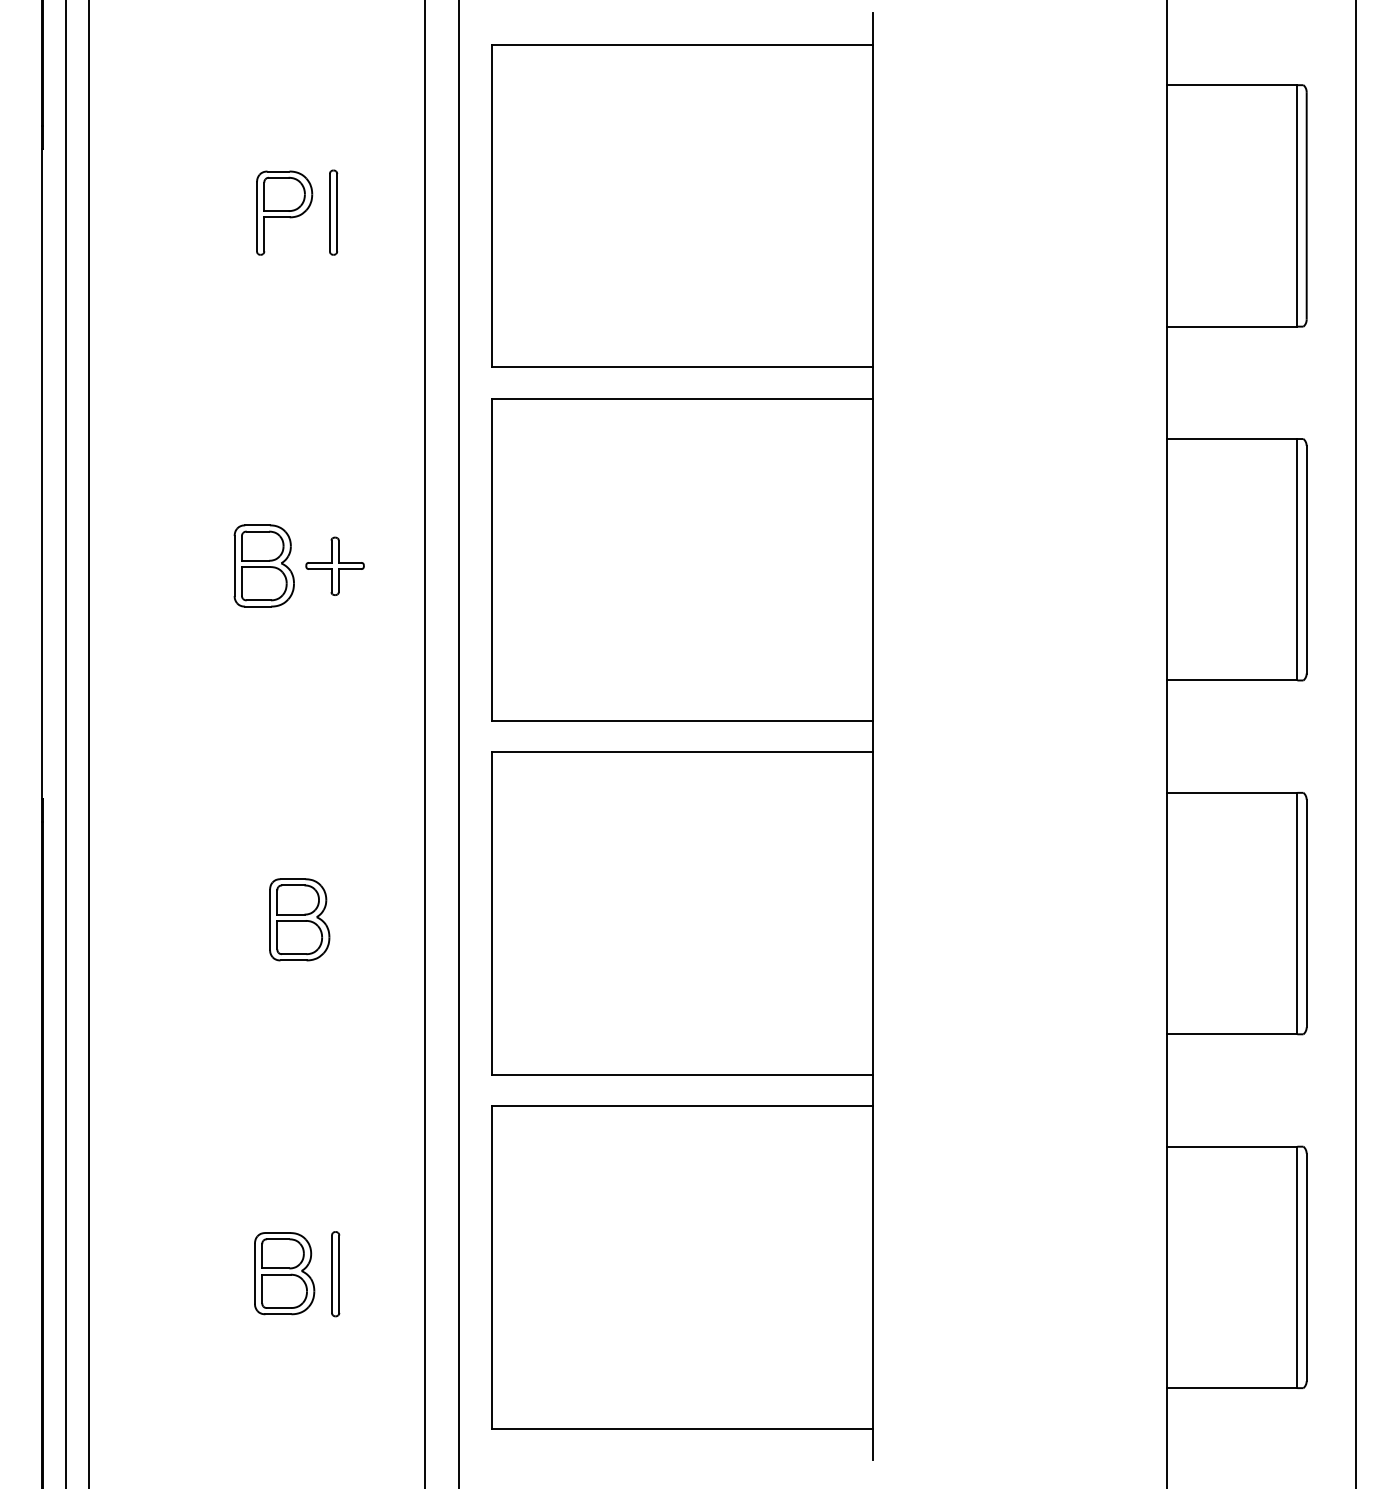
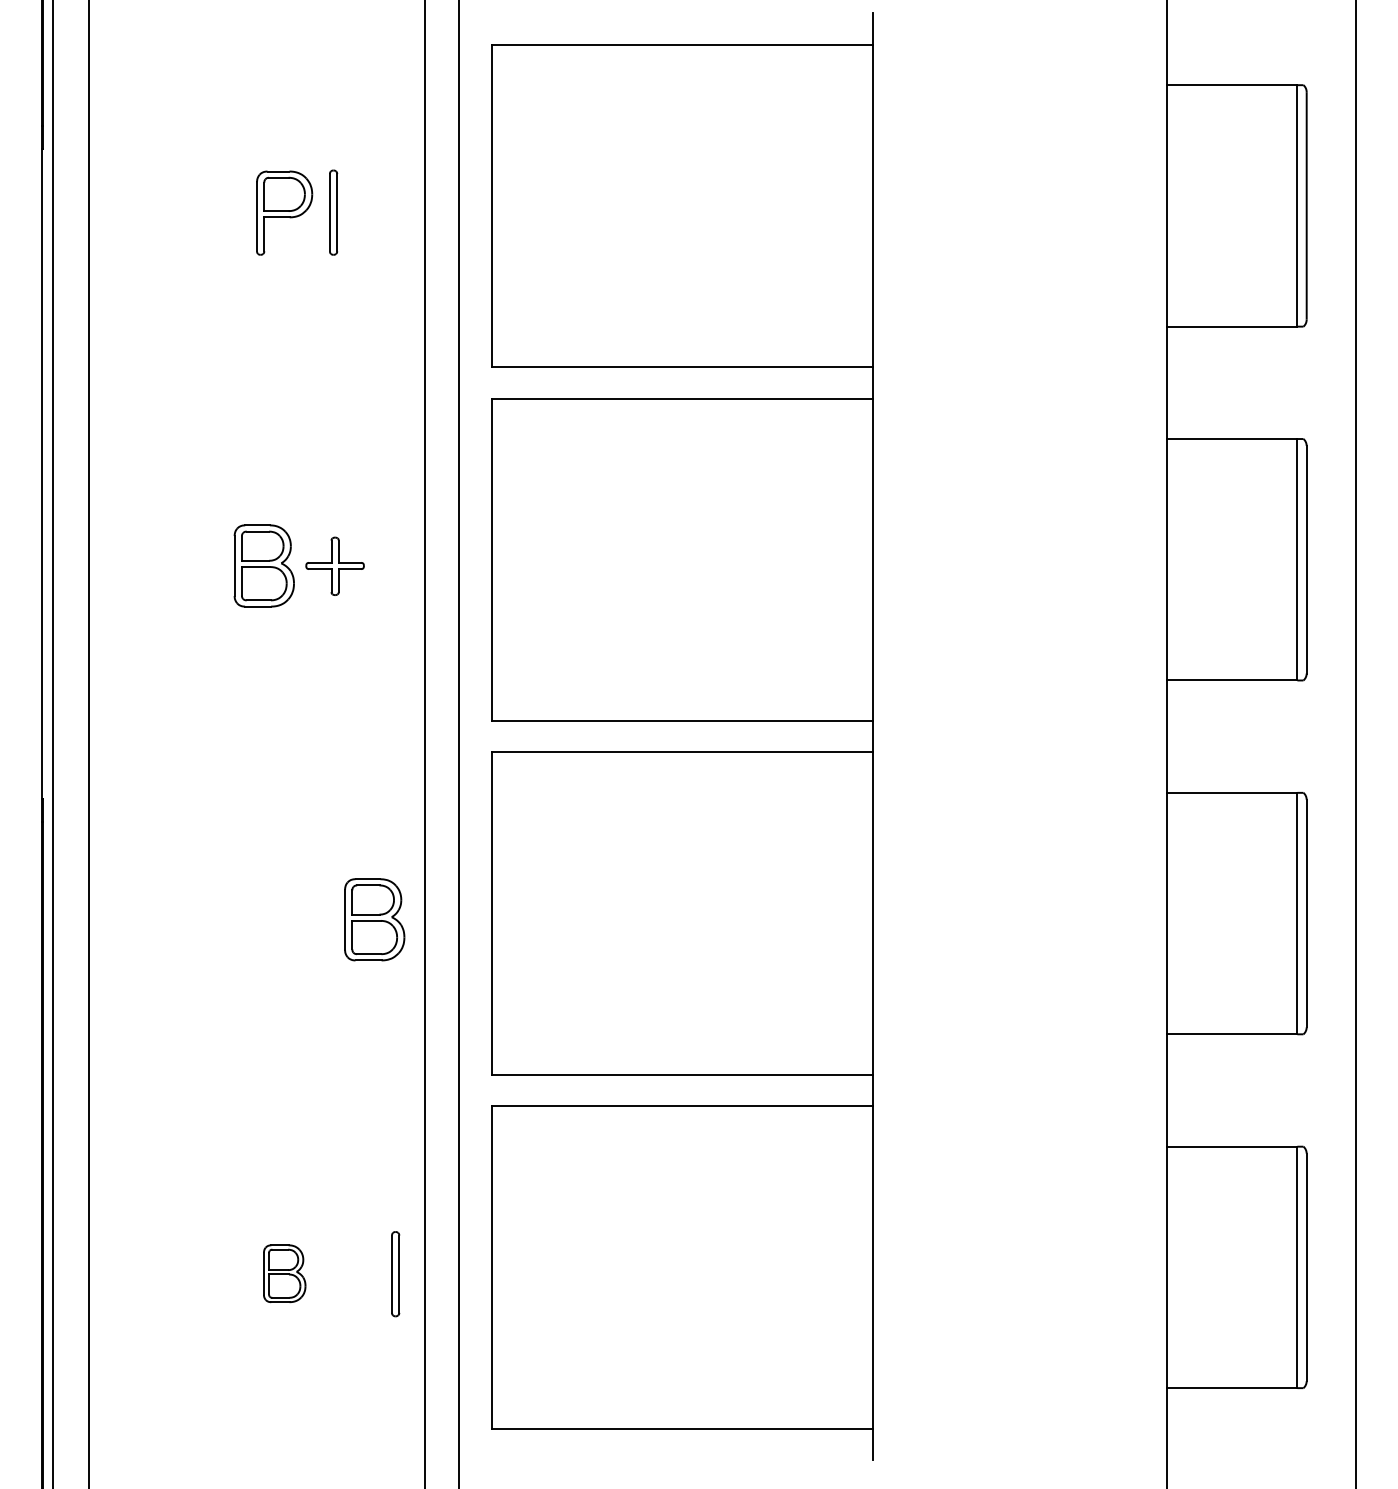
line position: (65, 743) -> (52, 743) (52, 743)
part position: (299, 919) -> (374, 919) (374, 919)
part size: 62x84 px -> 44x60 px (284, 1273)
part position: (335, 1274) -> (395, 1274) (395, 1274)
